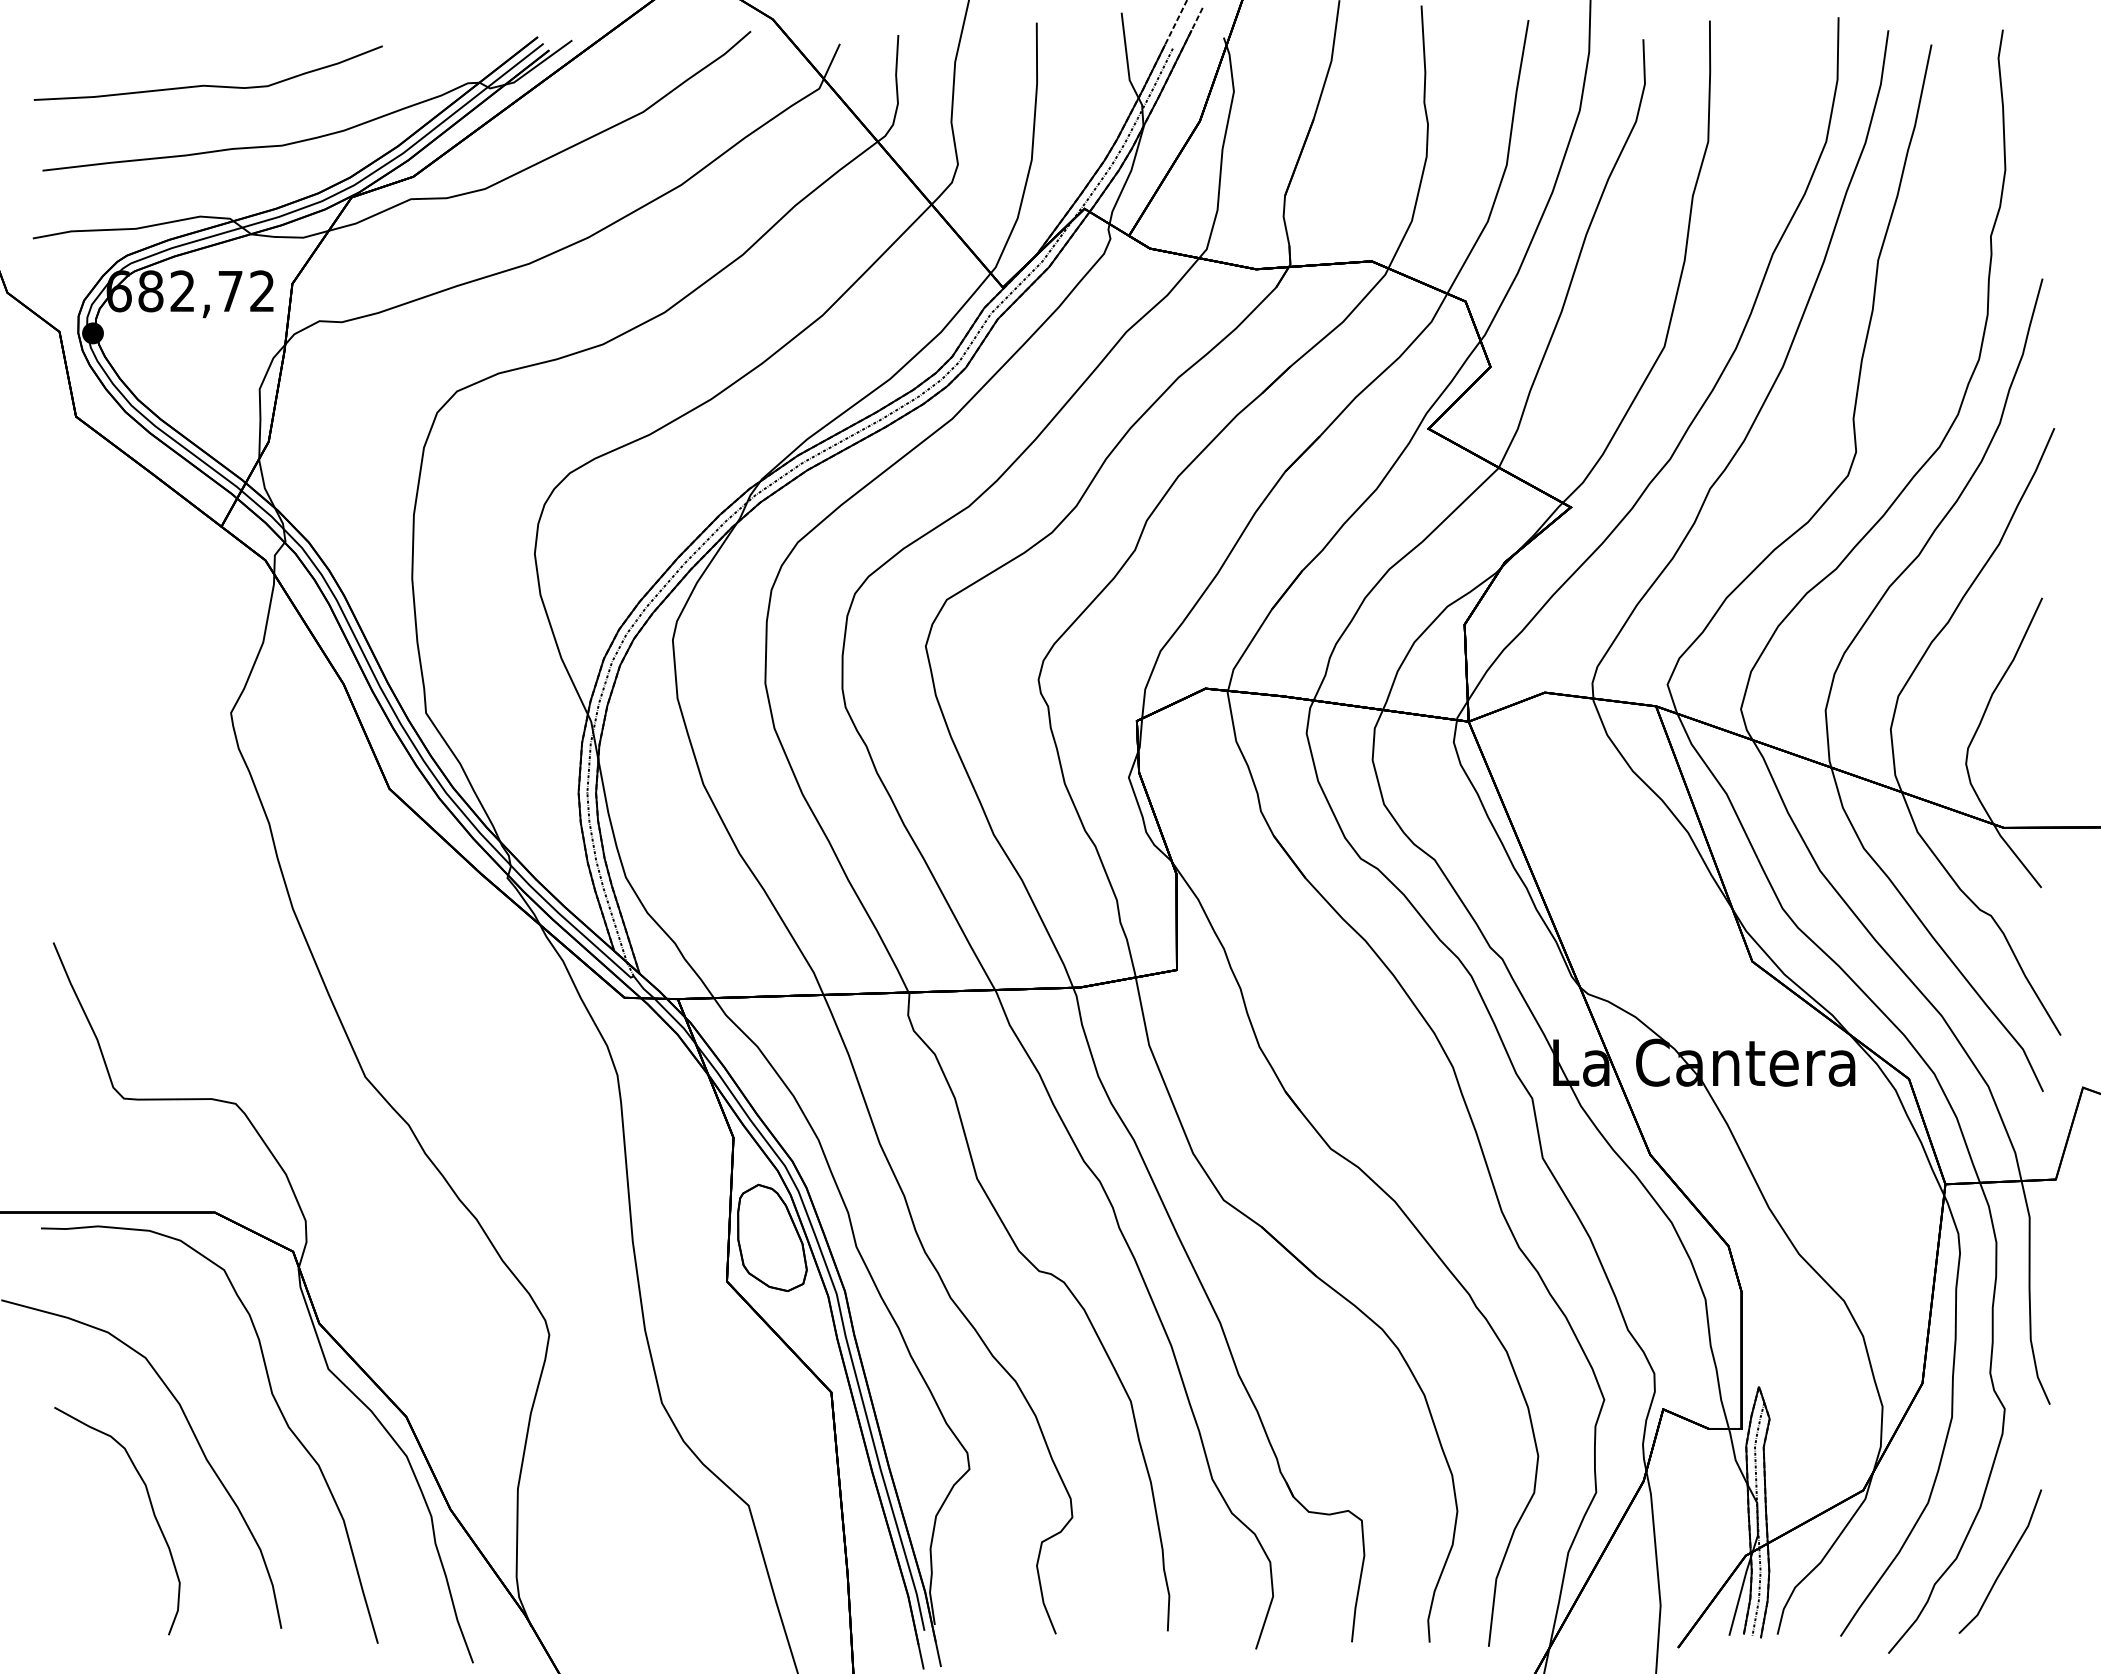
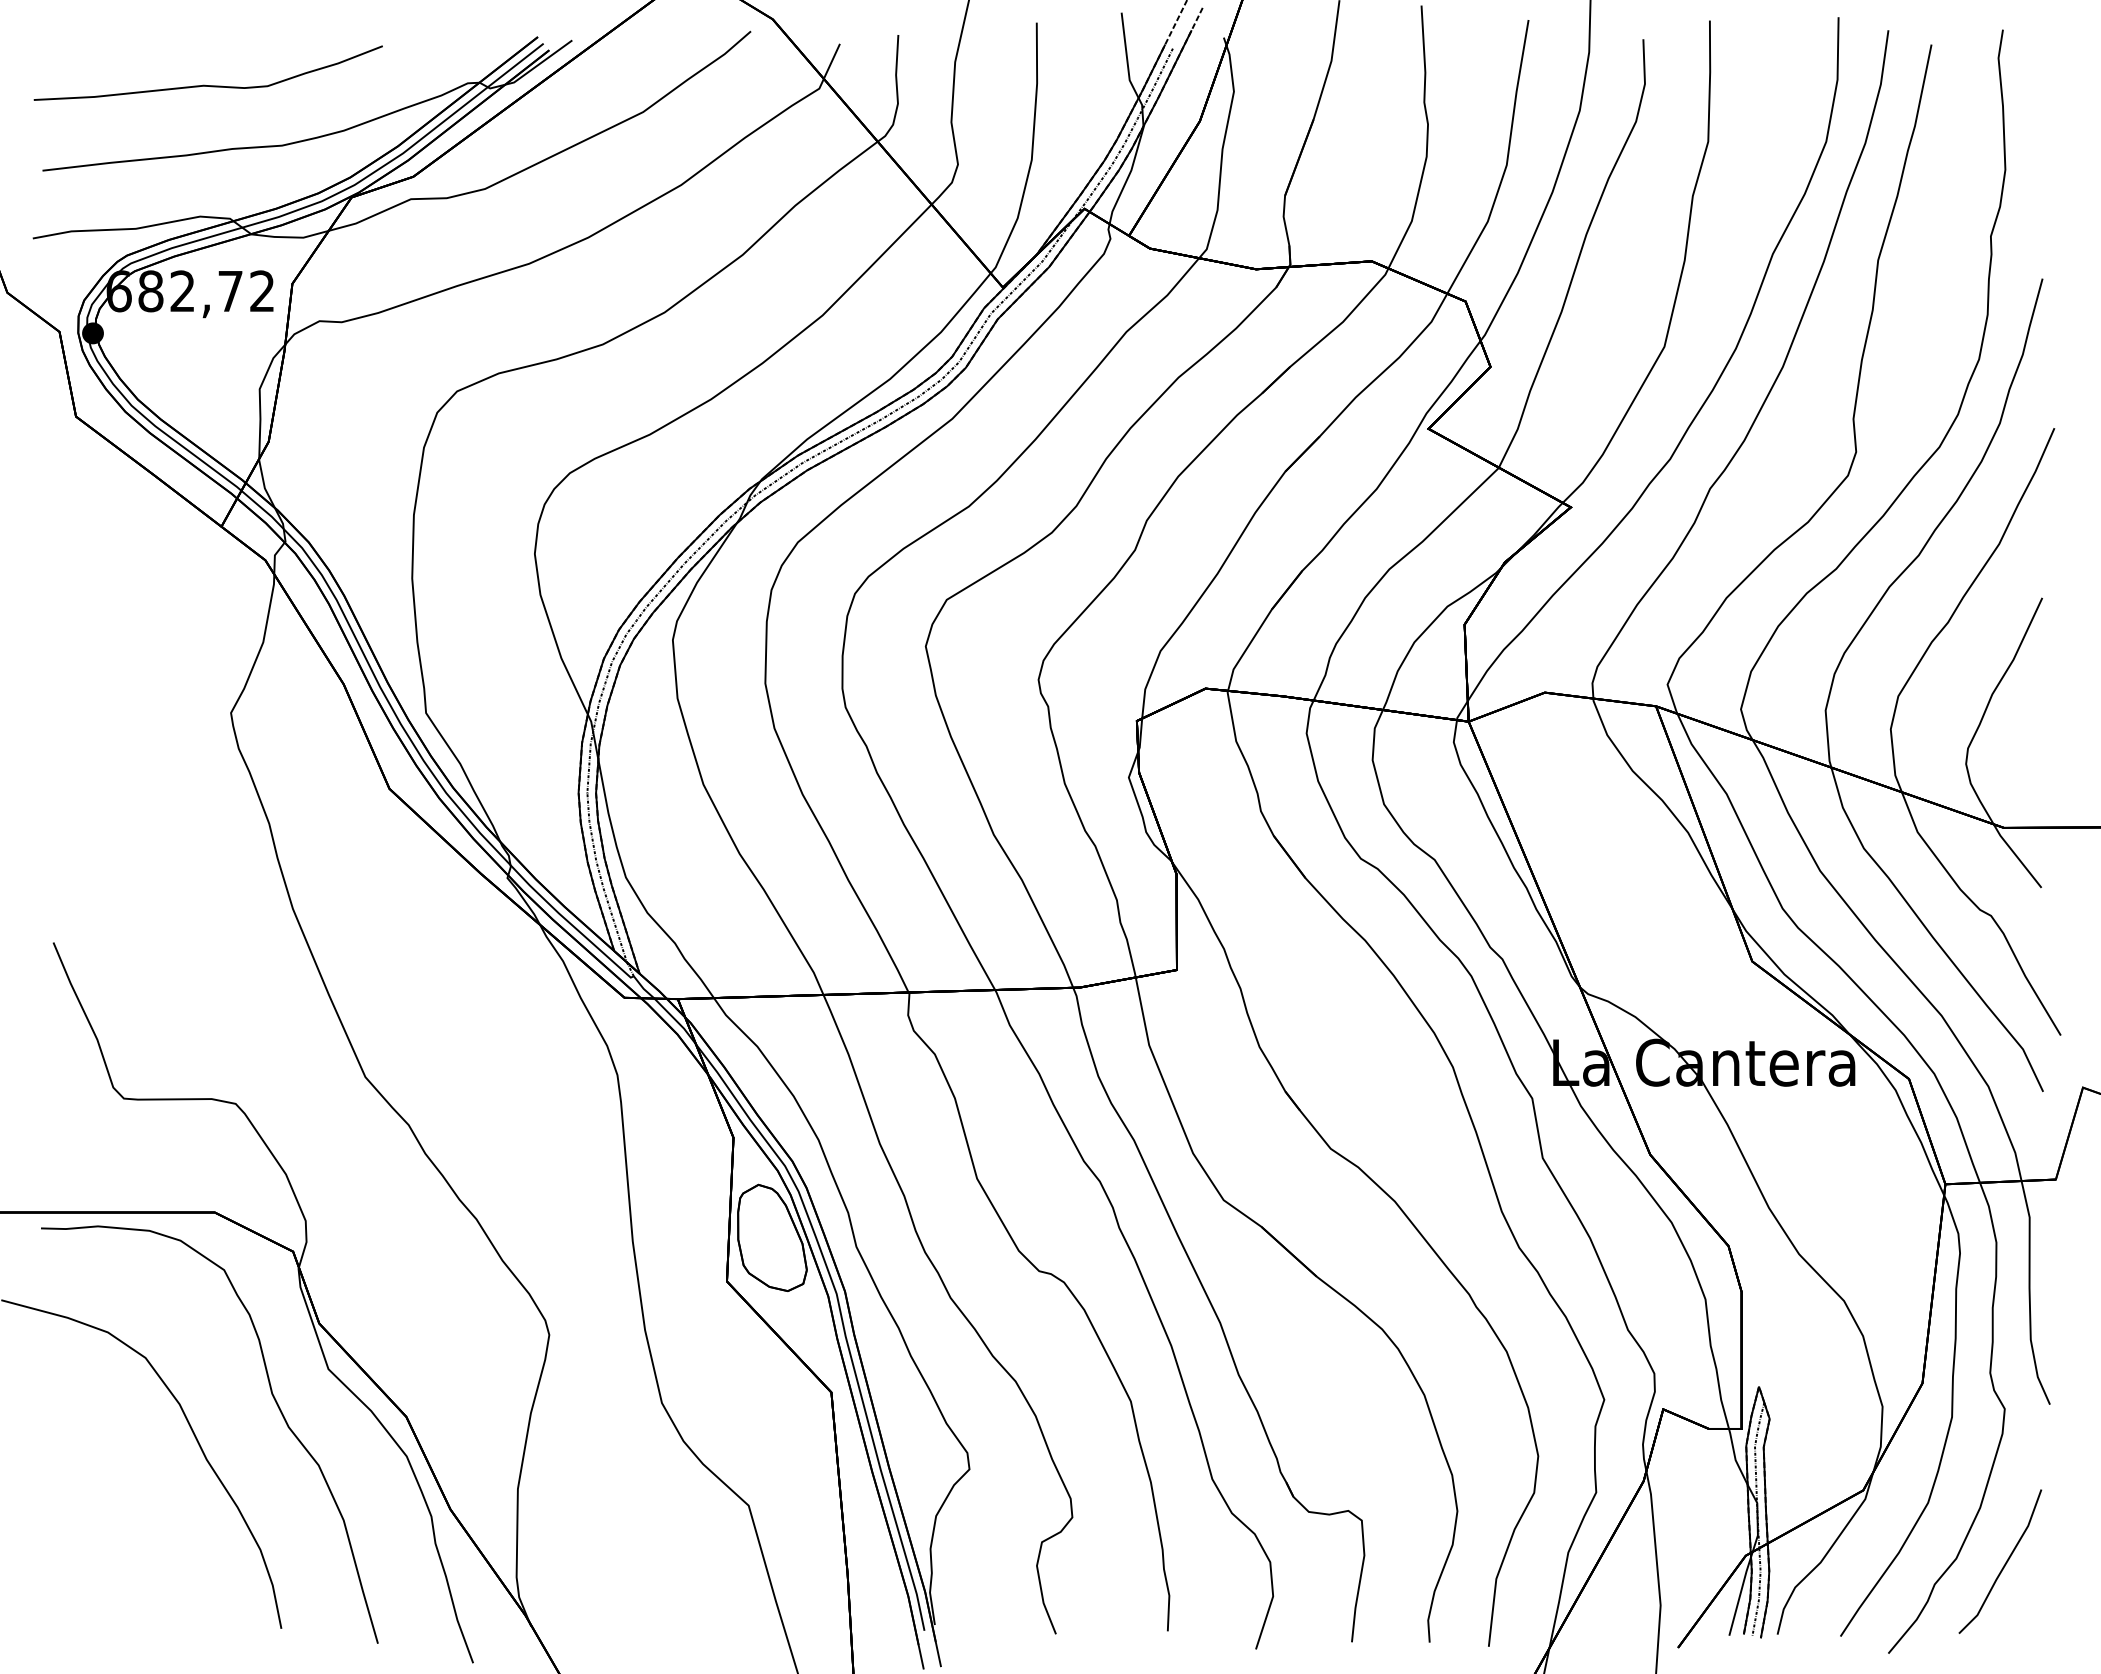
part: present -> none (152, 1512)
